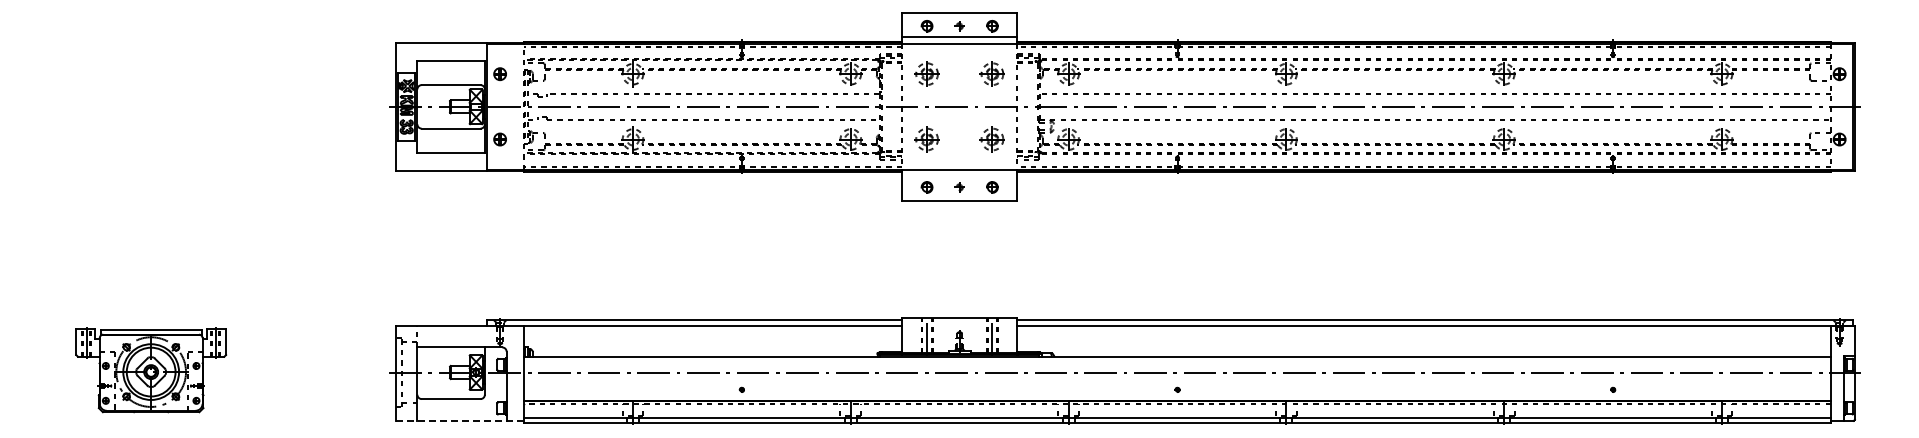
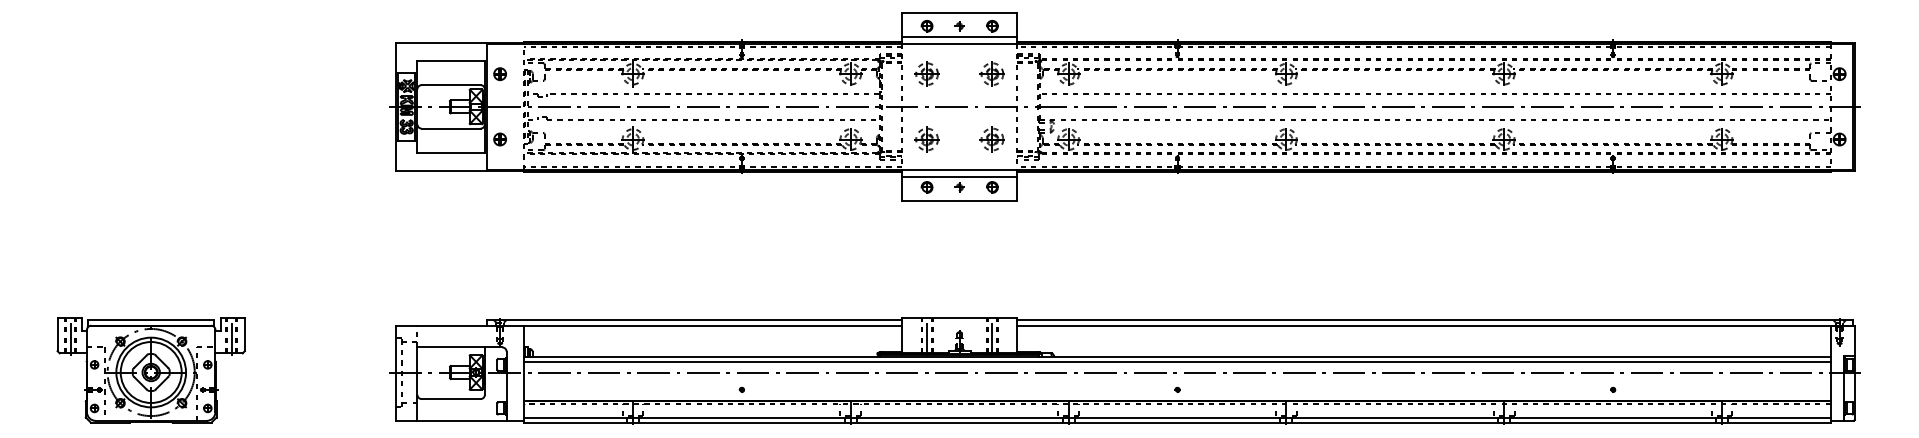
line: none -> present (959, 176)
line: none -> present (1177, 361)
part size: 153x87 px -> 190x107 px (150, 370)
line: dashed -> solid (459, 420)
